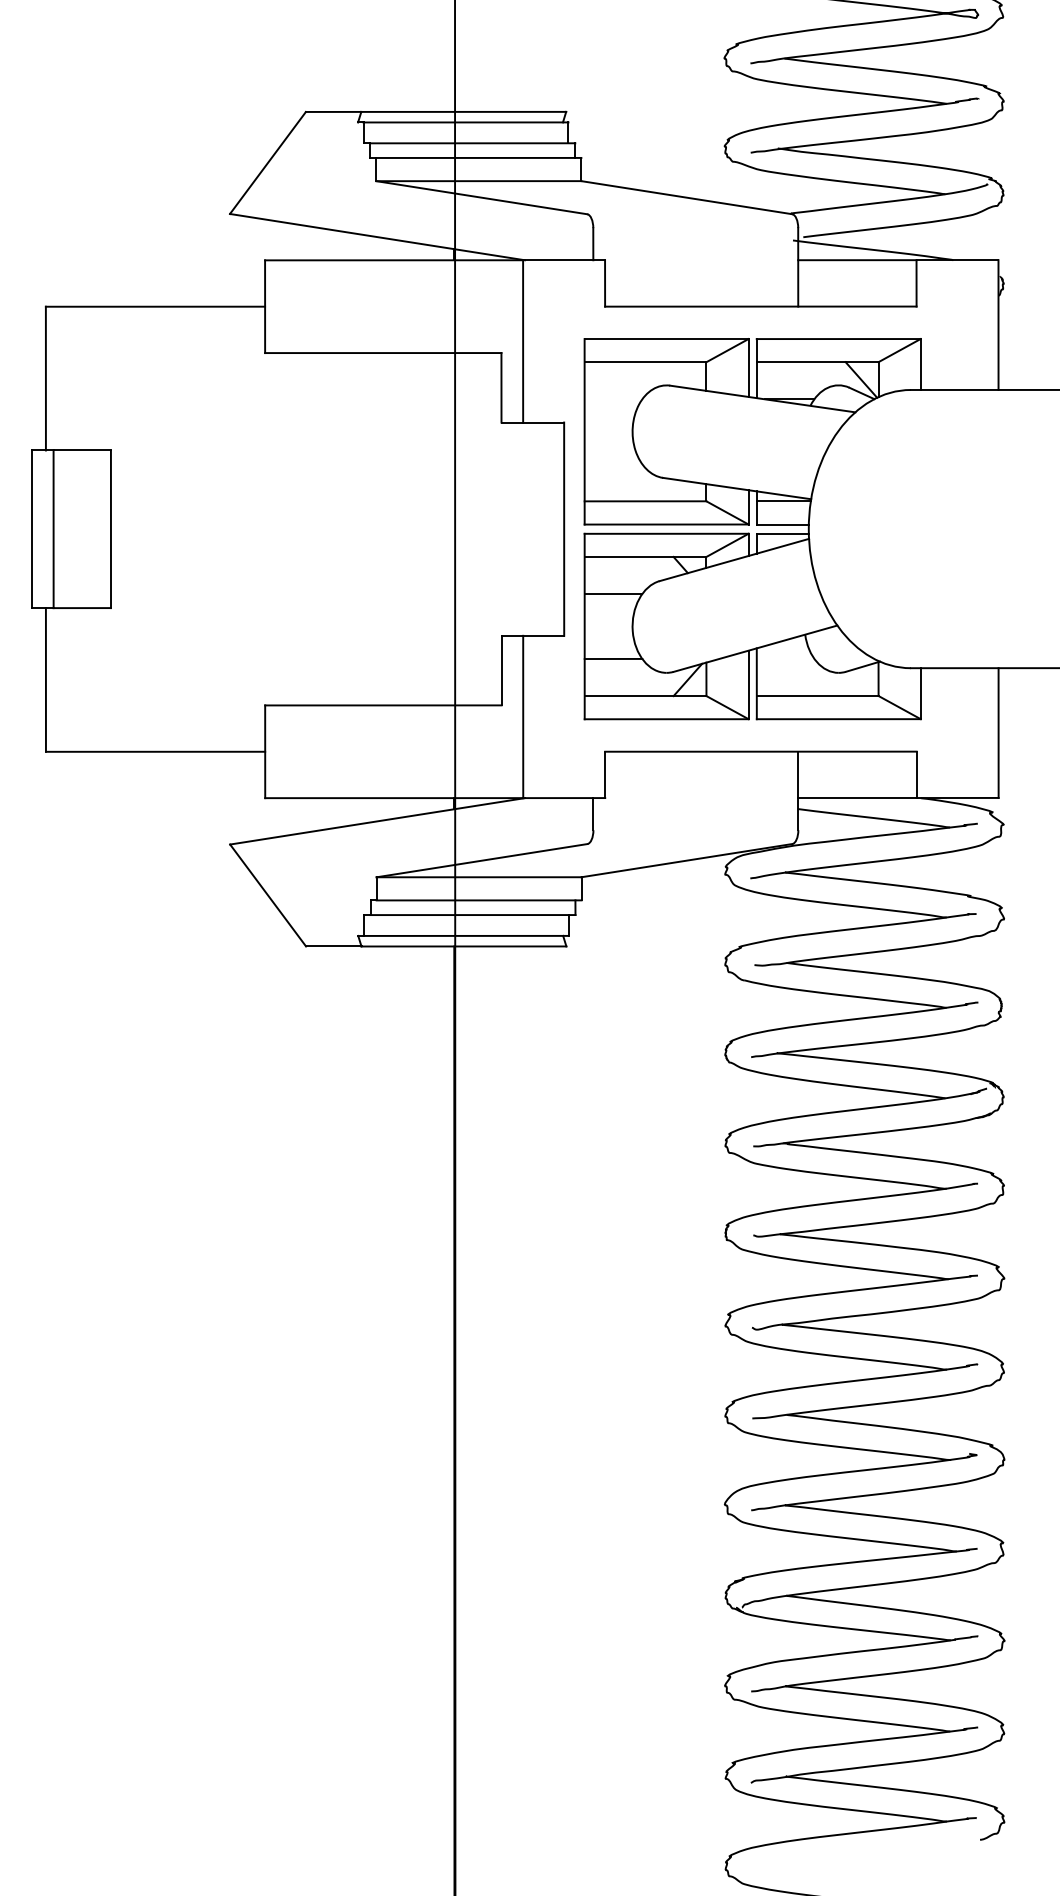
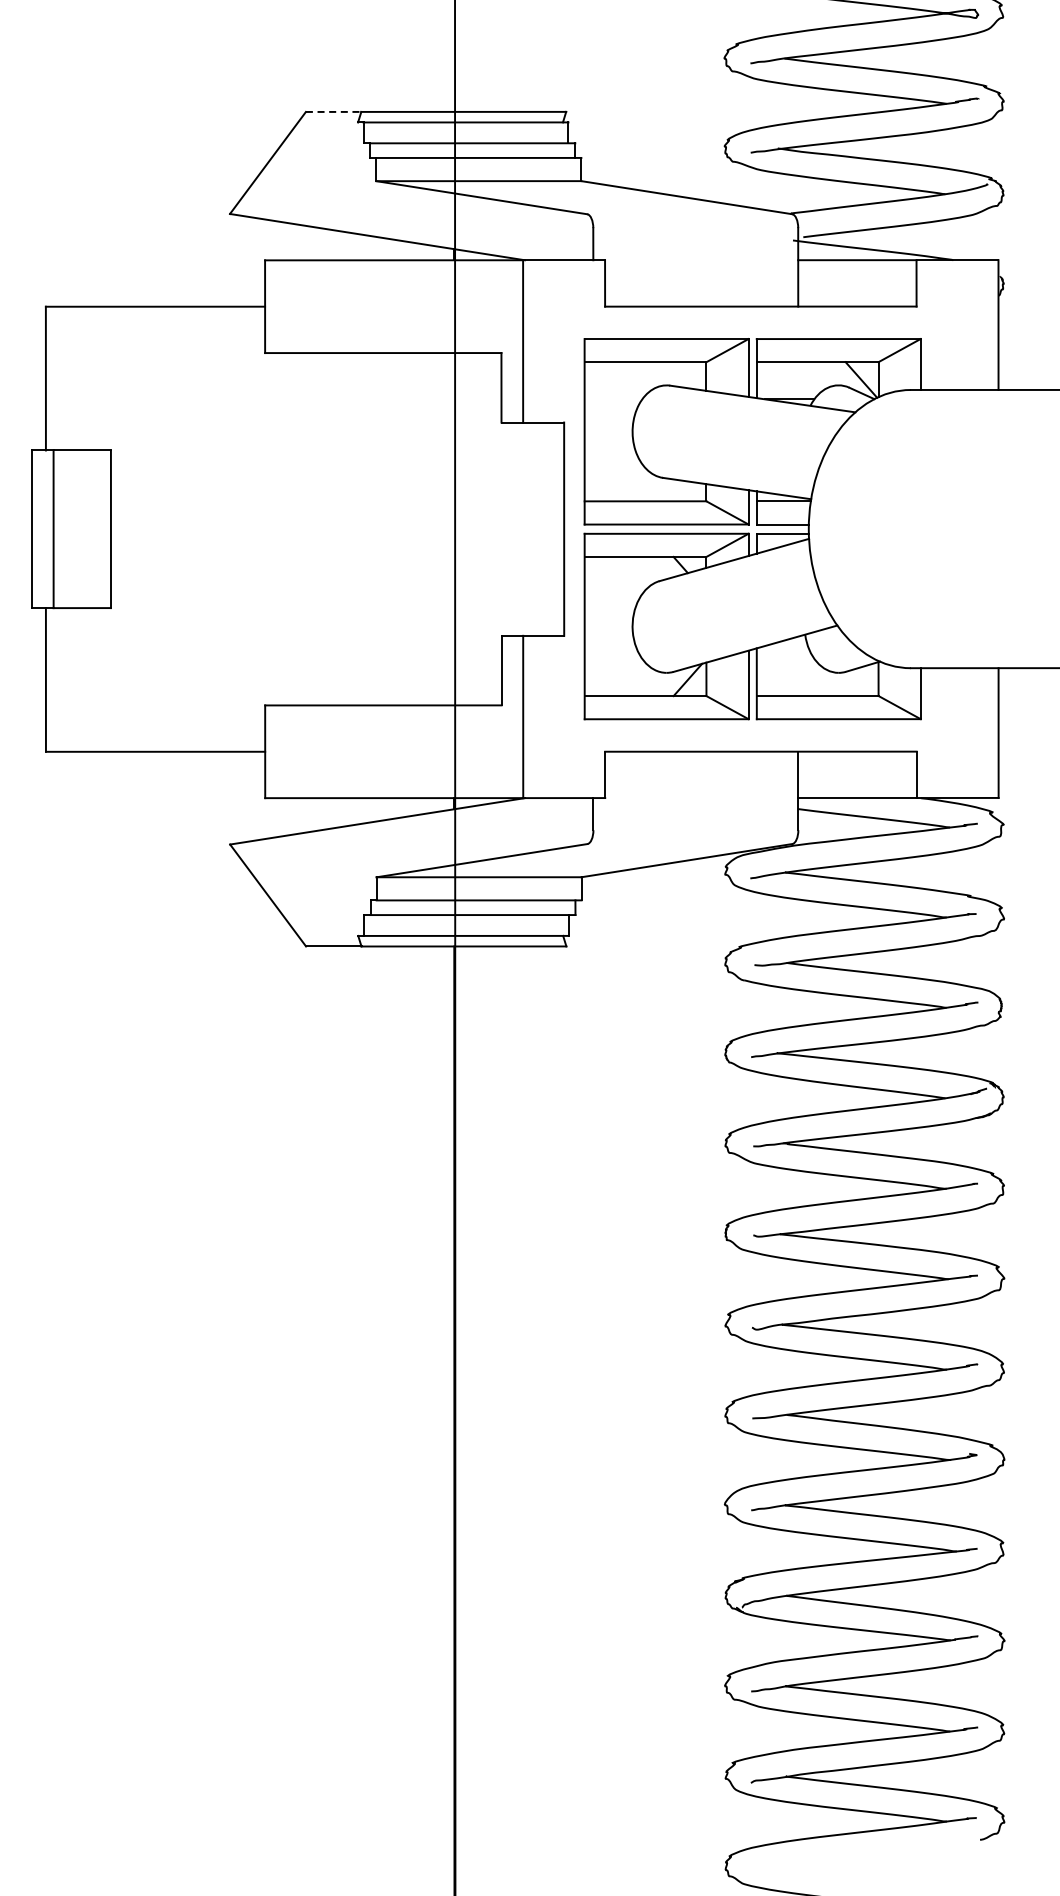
line: solid -> dashed (333, 111)
line: present -> none (613, 594)
line: present -> none (613, 658)
